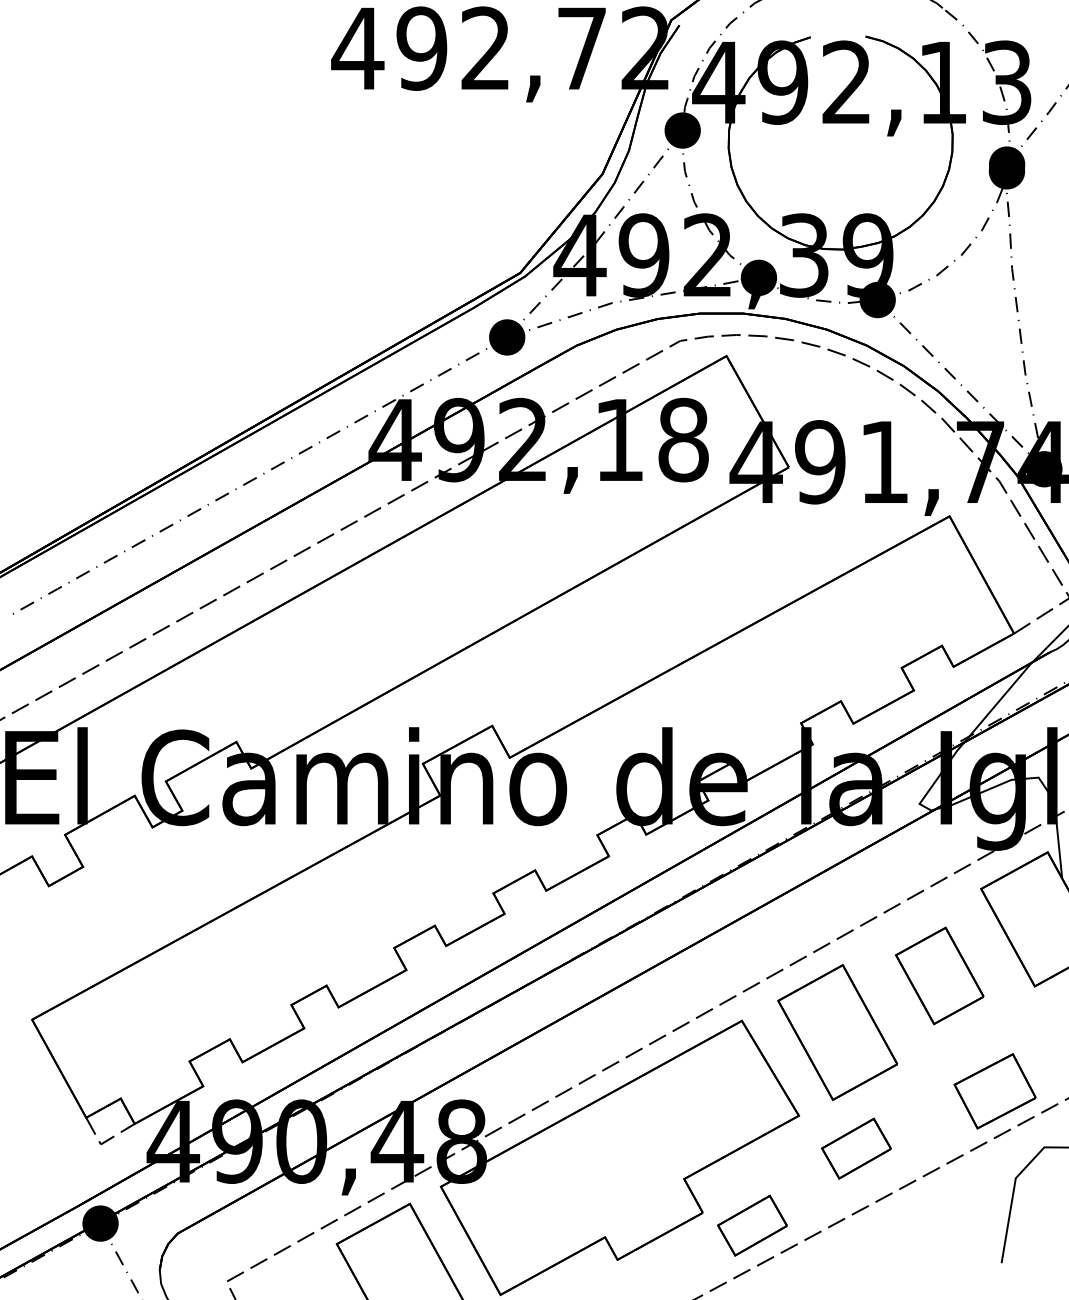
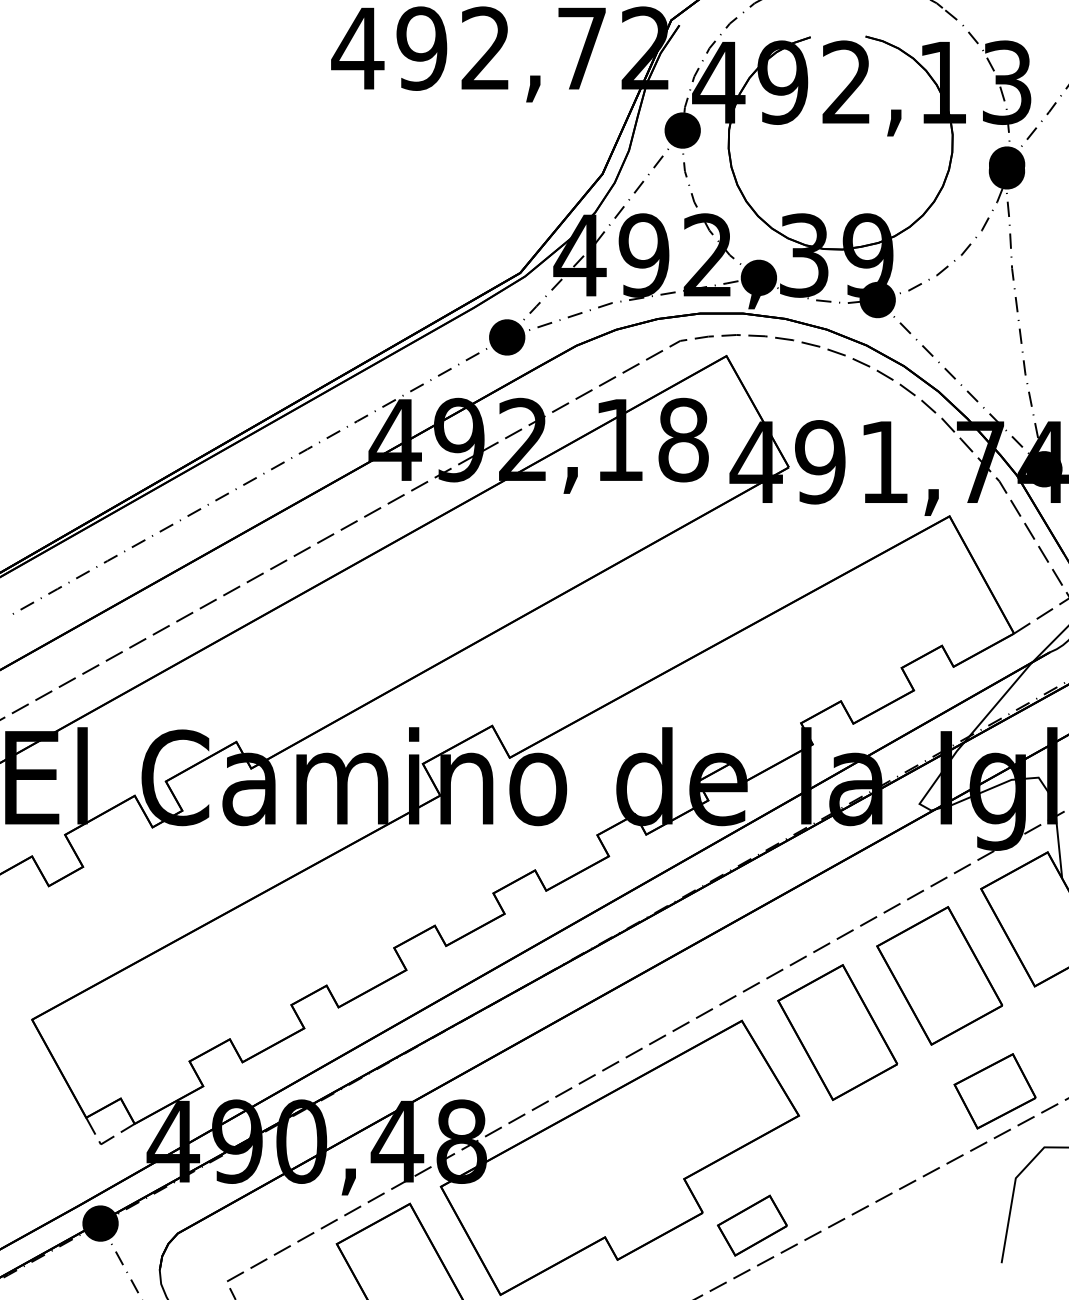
part size: 90x100 px -> 128x140 px (939, 975)
part: present -> none (856, 1148)
